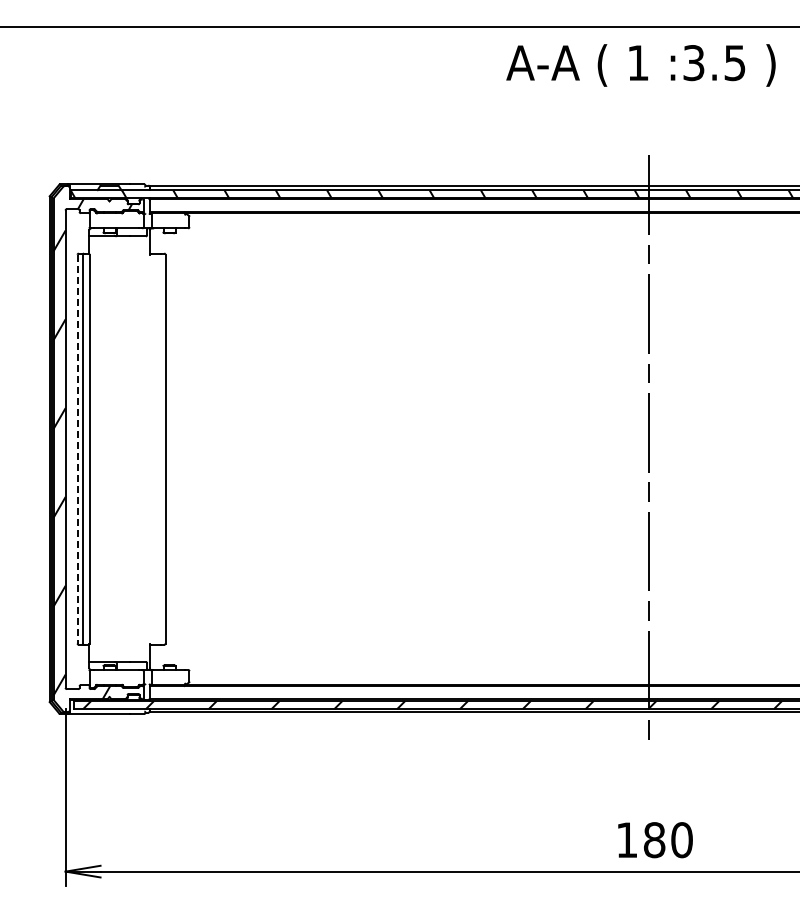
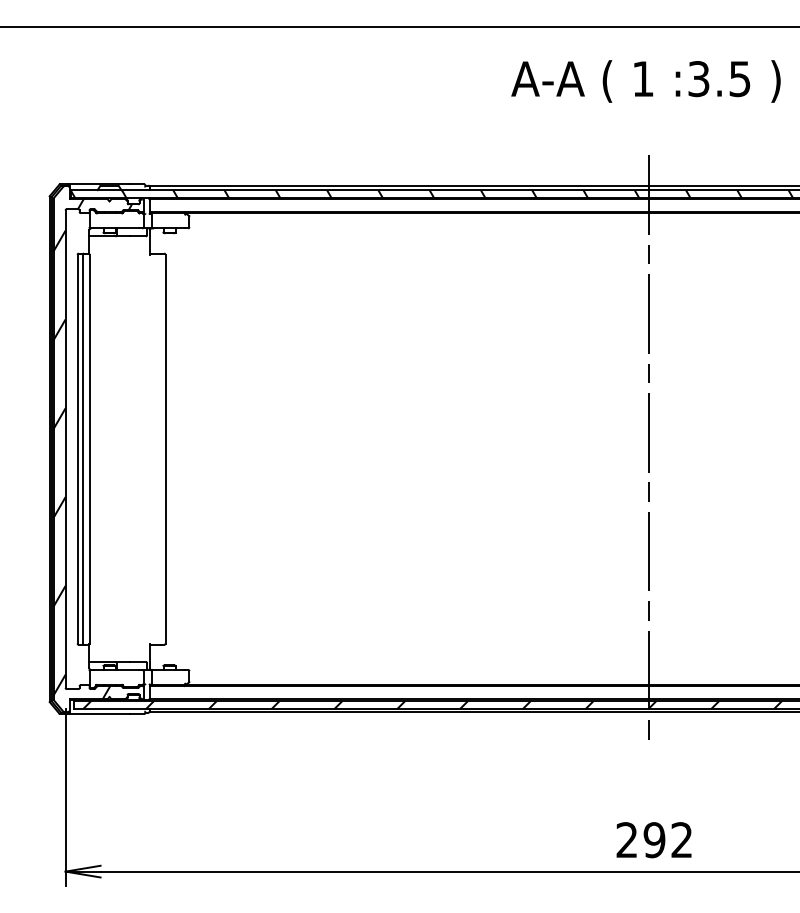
text position: (640, 65) -> (645, 81) (645, 81)
line: dashed -> solid (77, 449)
text: 180 -> 292 (654, 840)
